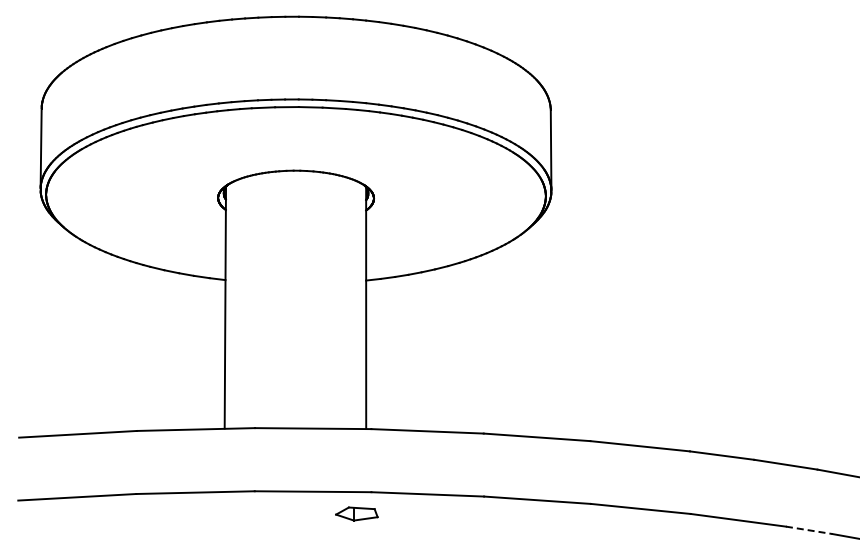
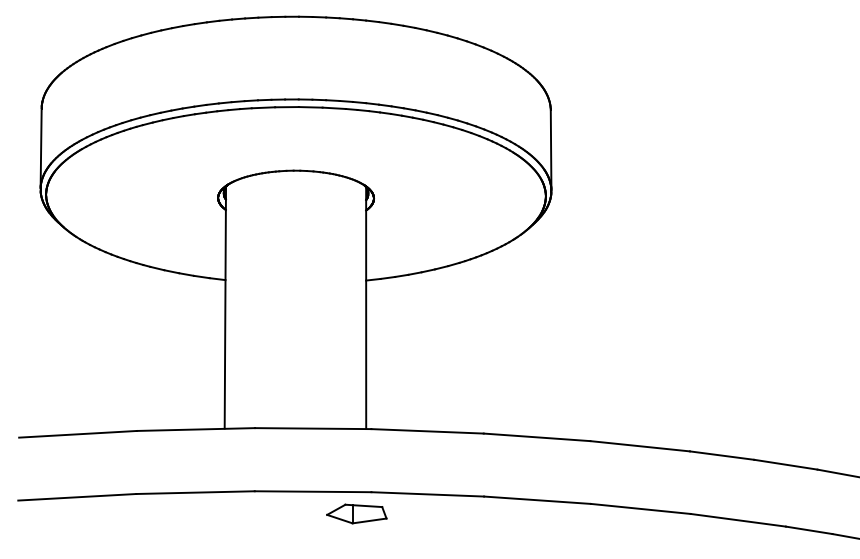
part size: 44x16 px -> 62x22 px (356, 513)
line: dashed -> solid (809, 530)
